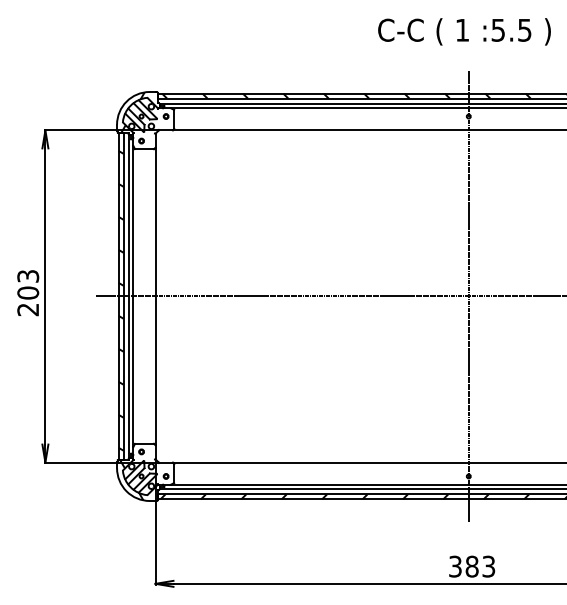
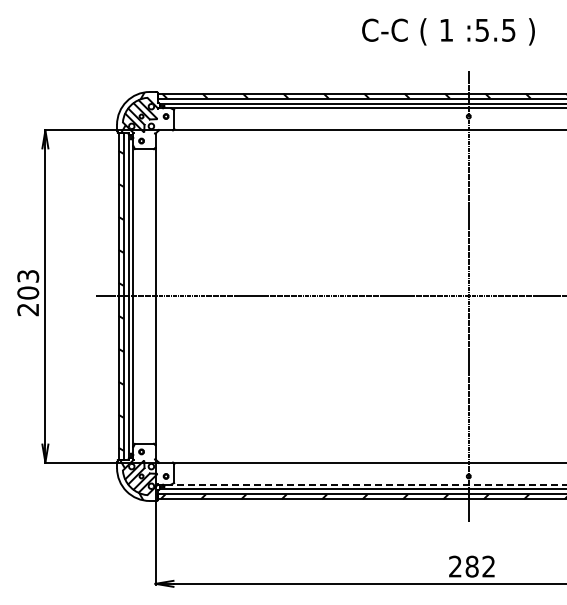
text position: (464, 31) -> (448, 31) (448, 31)
line: solid -> dashed (368, 484)
text: 383 -> 282 (472, 566)
